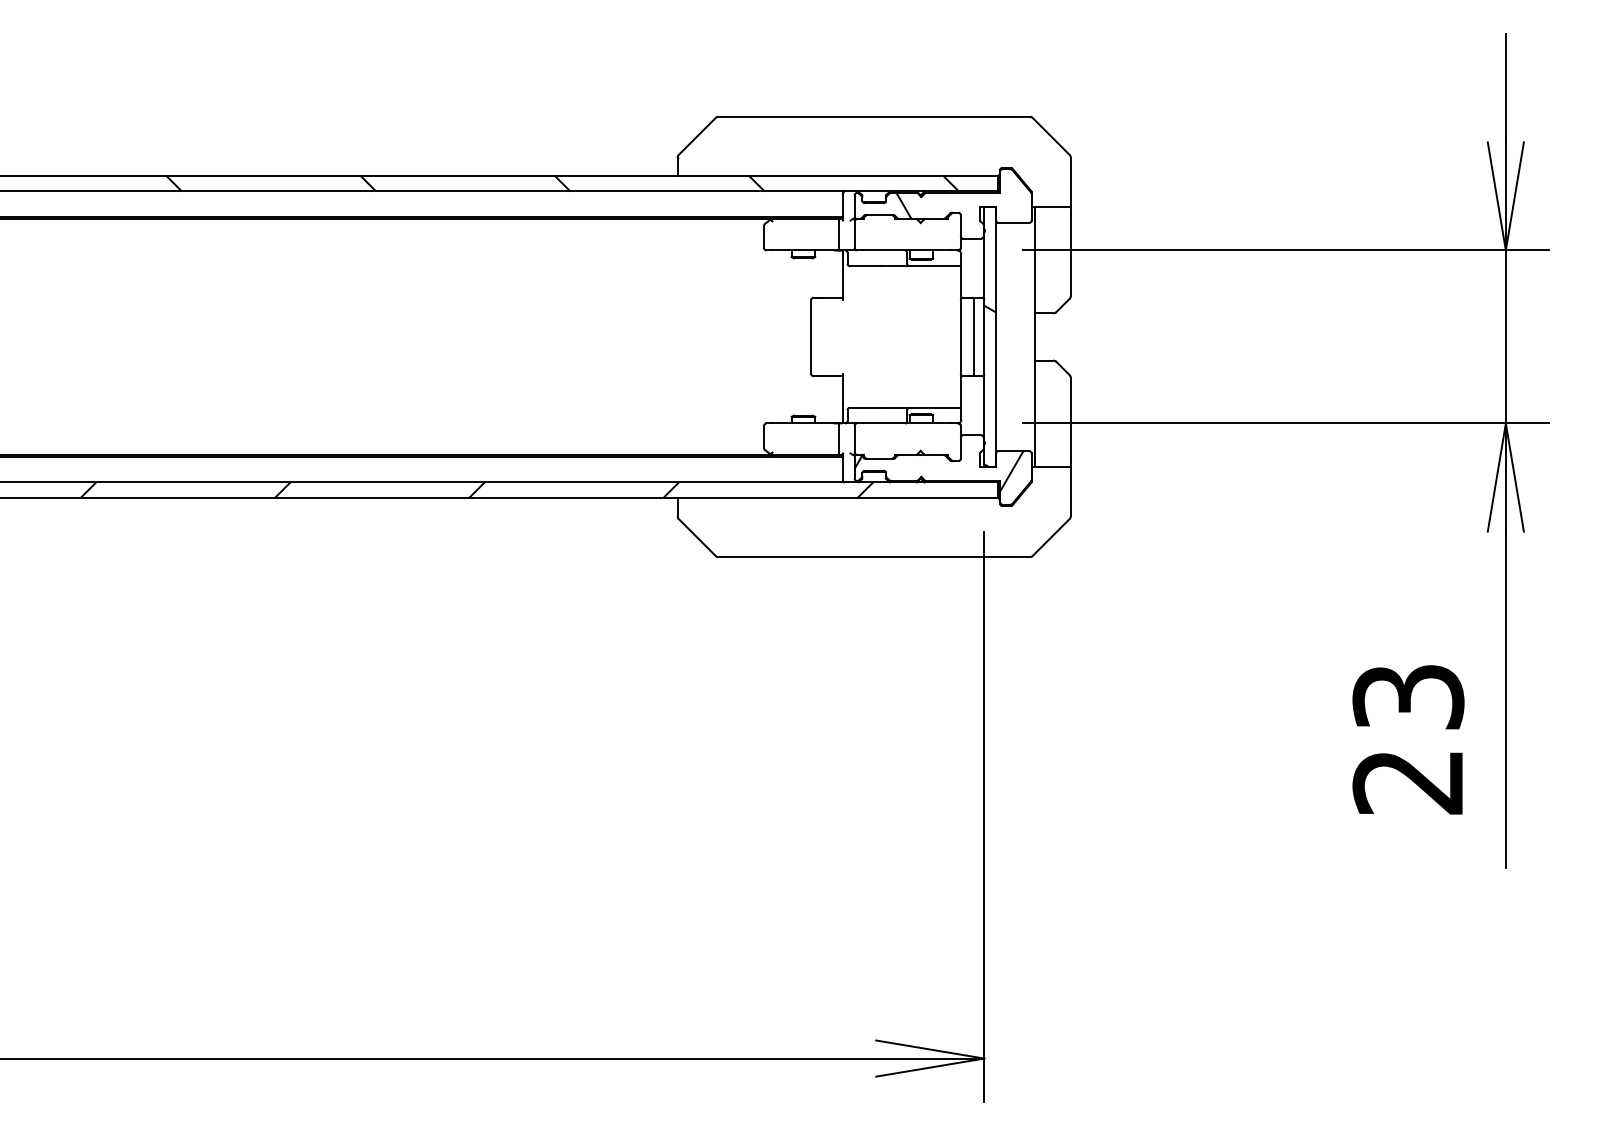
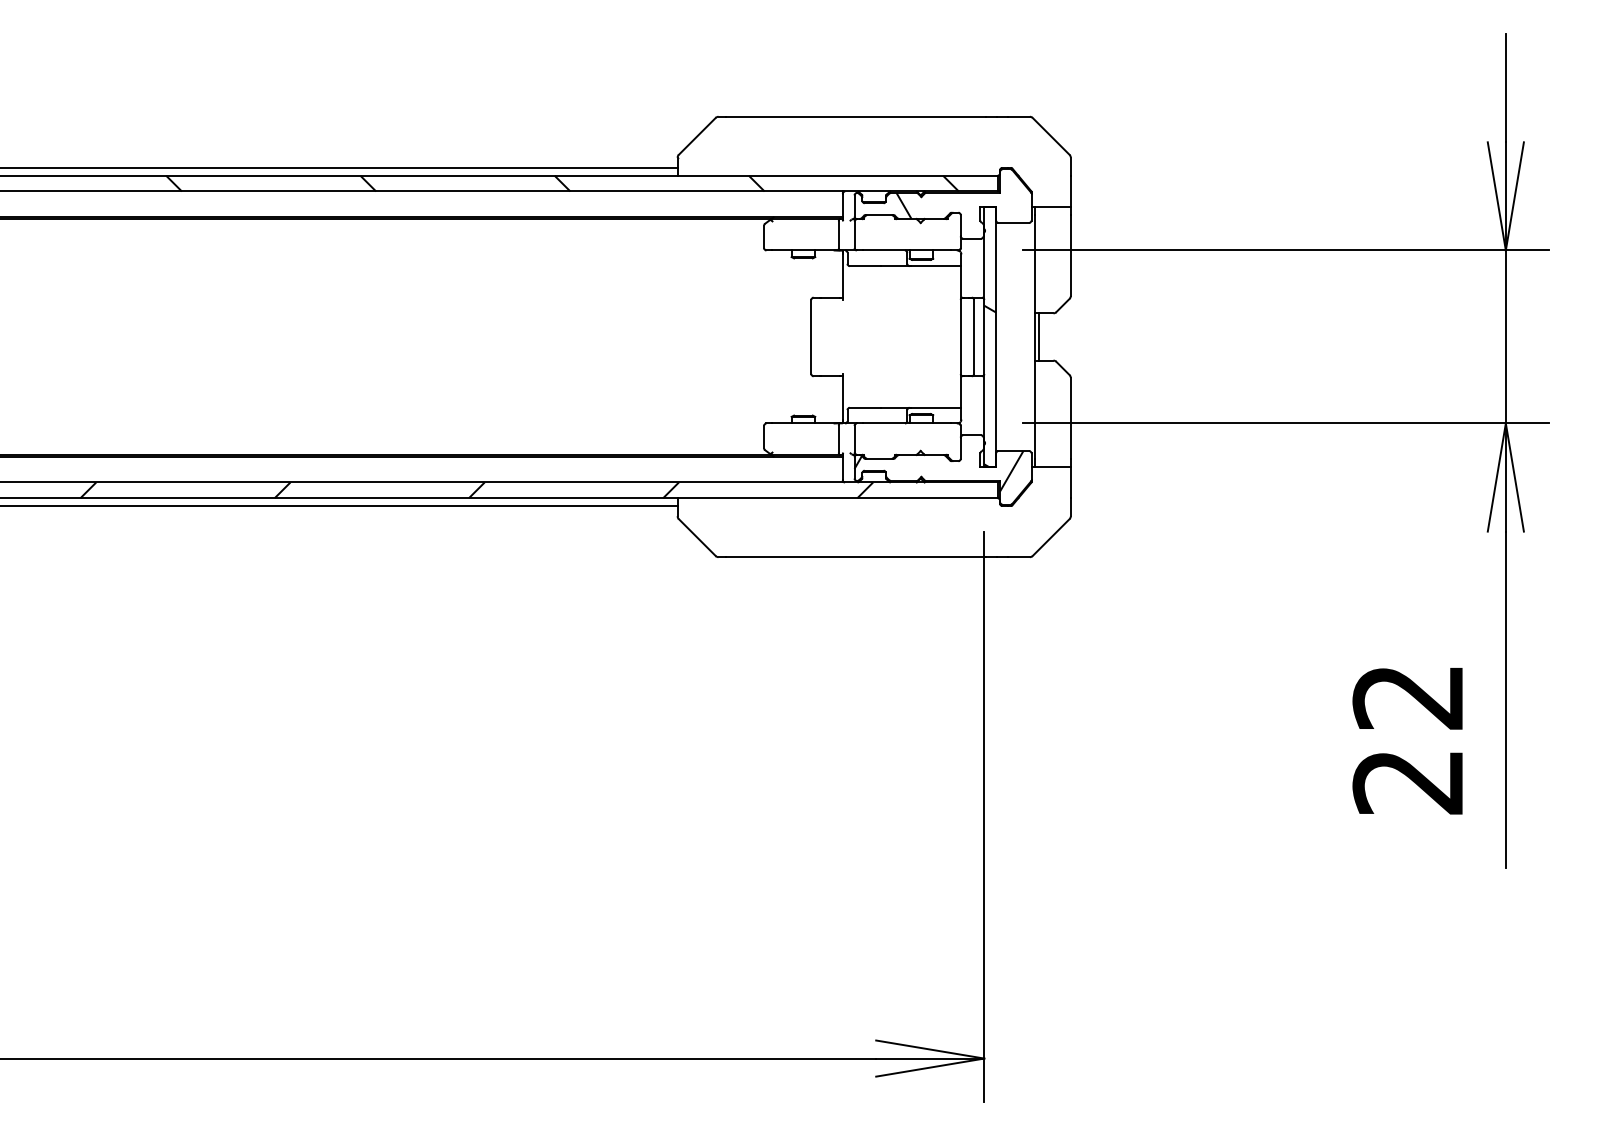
line: none -> present (339, 167)
line: none -> present (1039, 336)
line: none -> present (339, 506)
text: 23 -> 22 (1408, 697)
